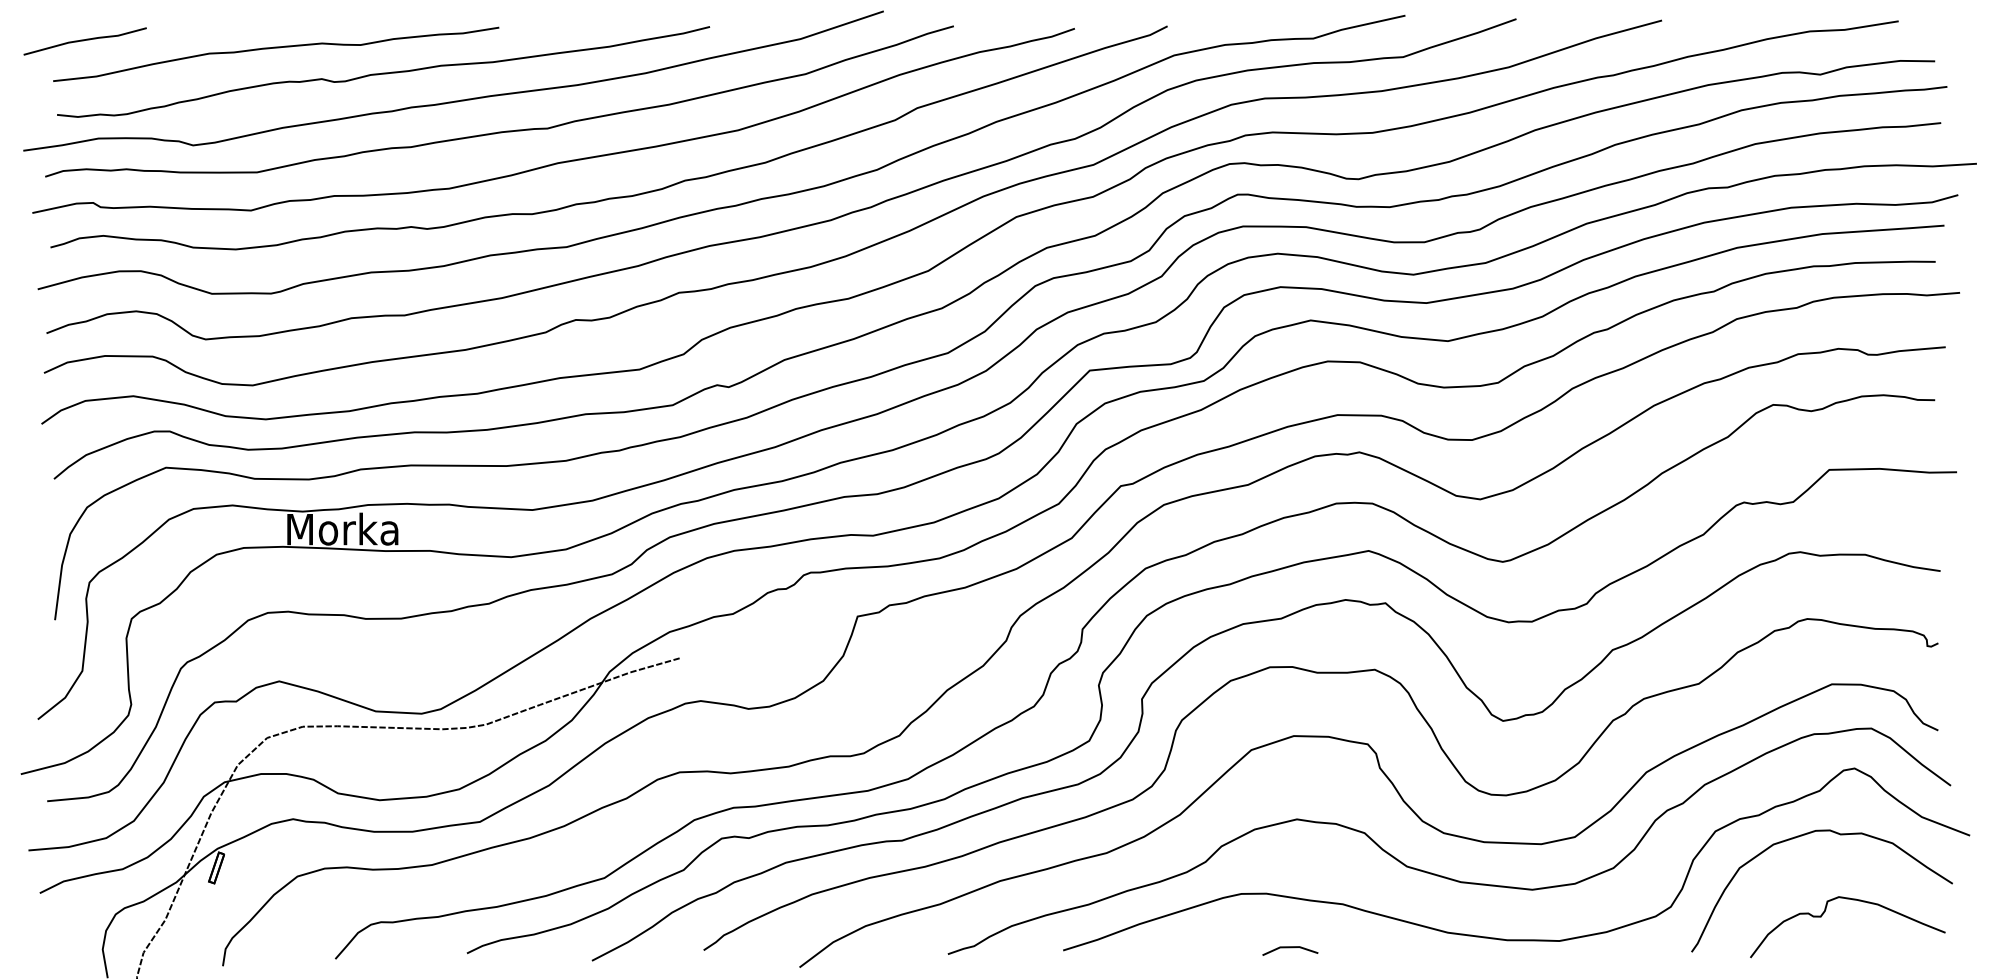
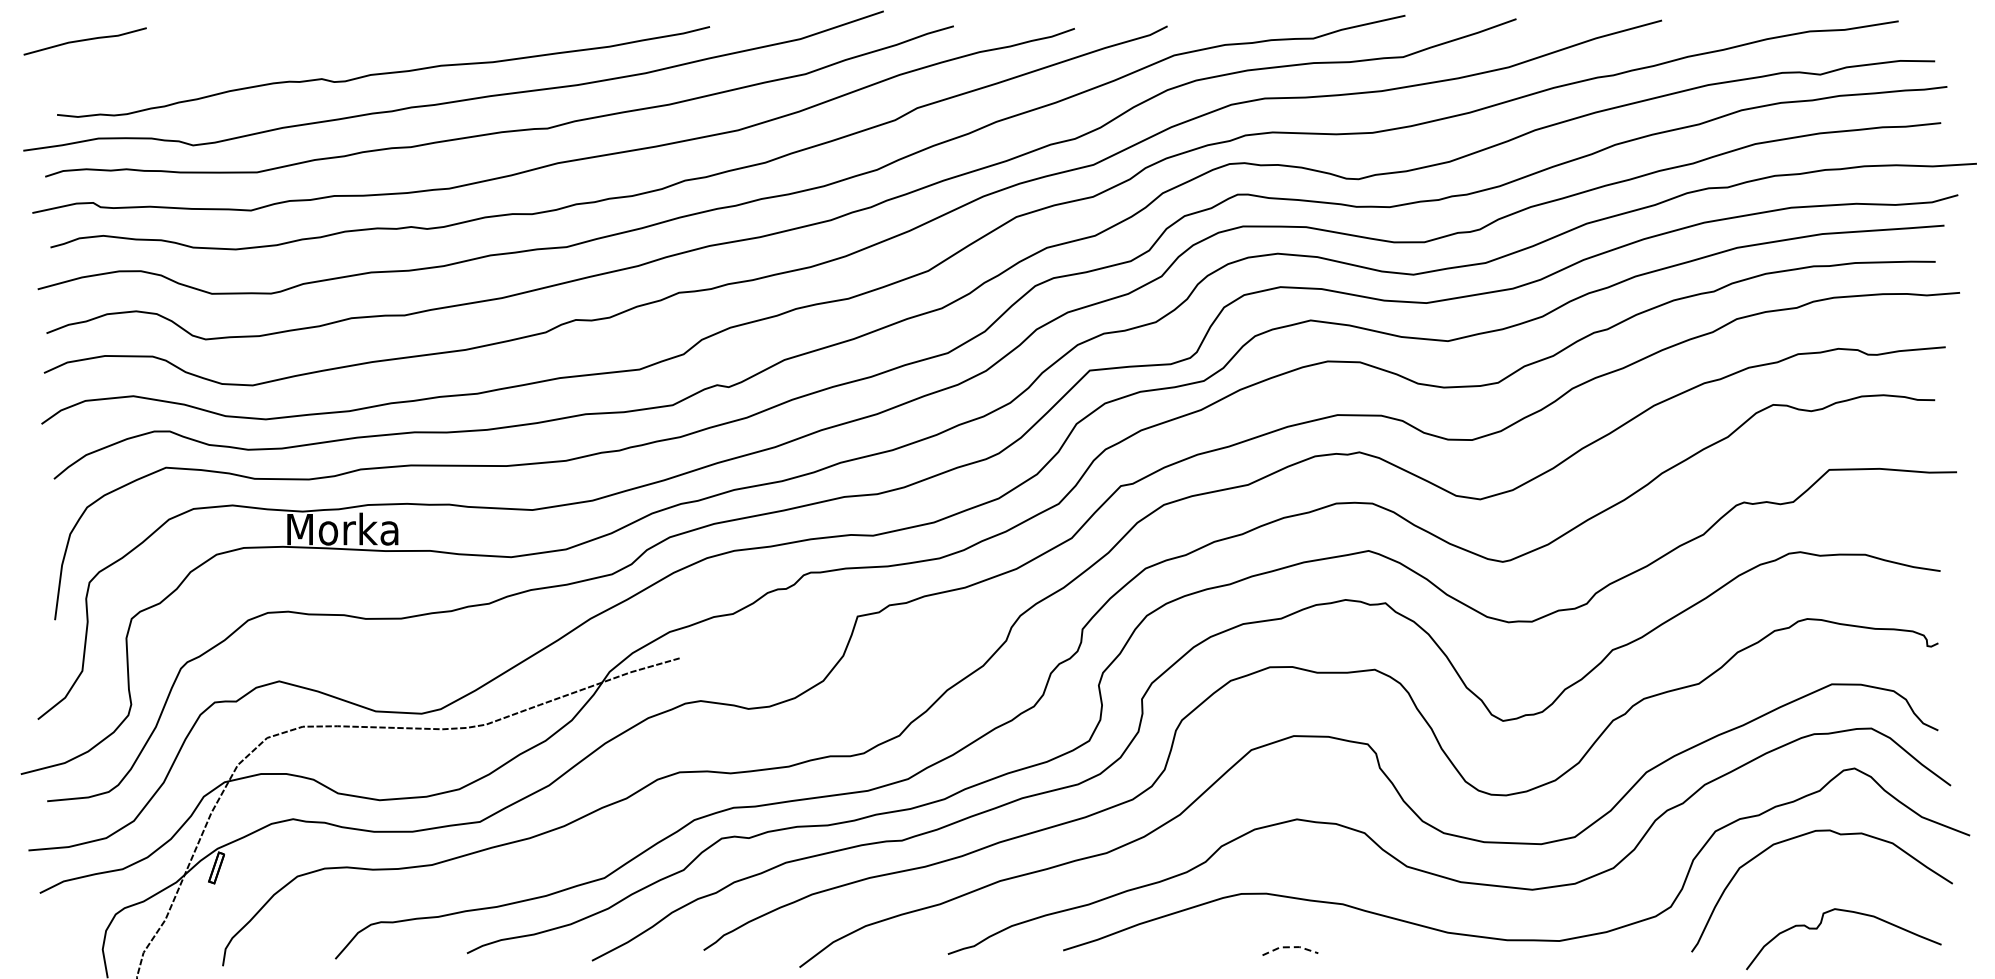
curve: present -> none (276, 48)
curve position: (1824, 913) -> (1820, 925) (1820, 925)
line: solid -> dashed (1289, 947)
